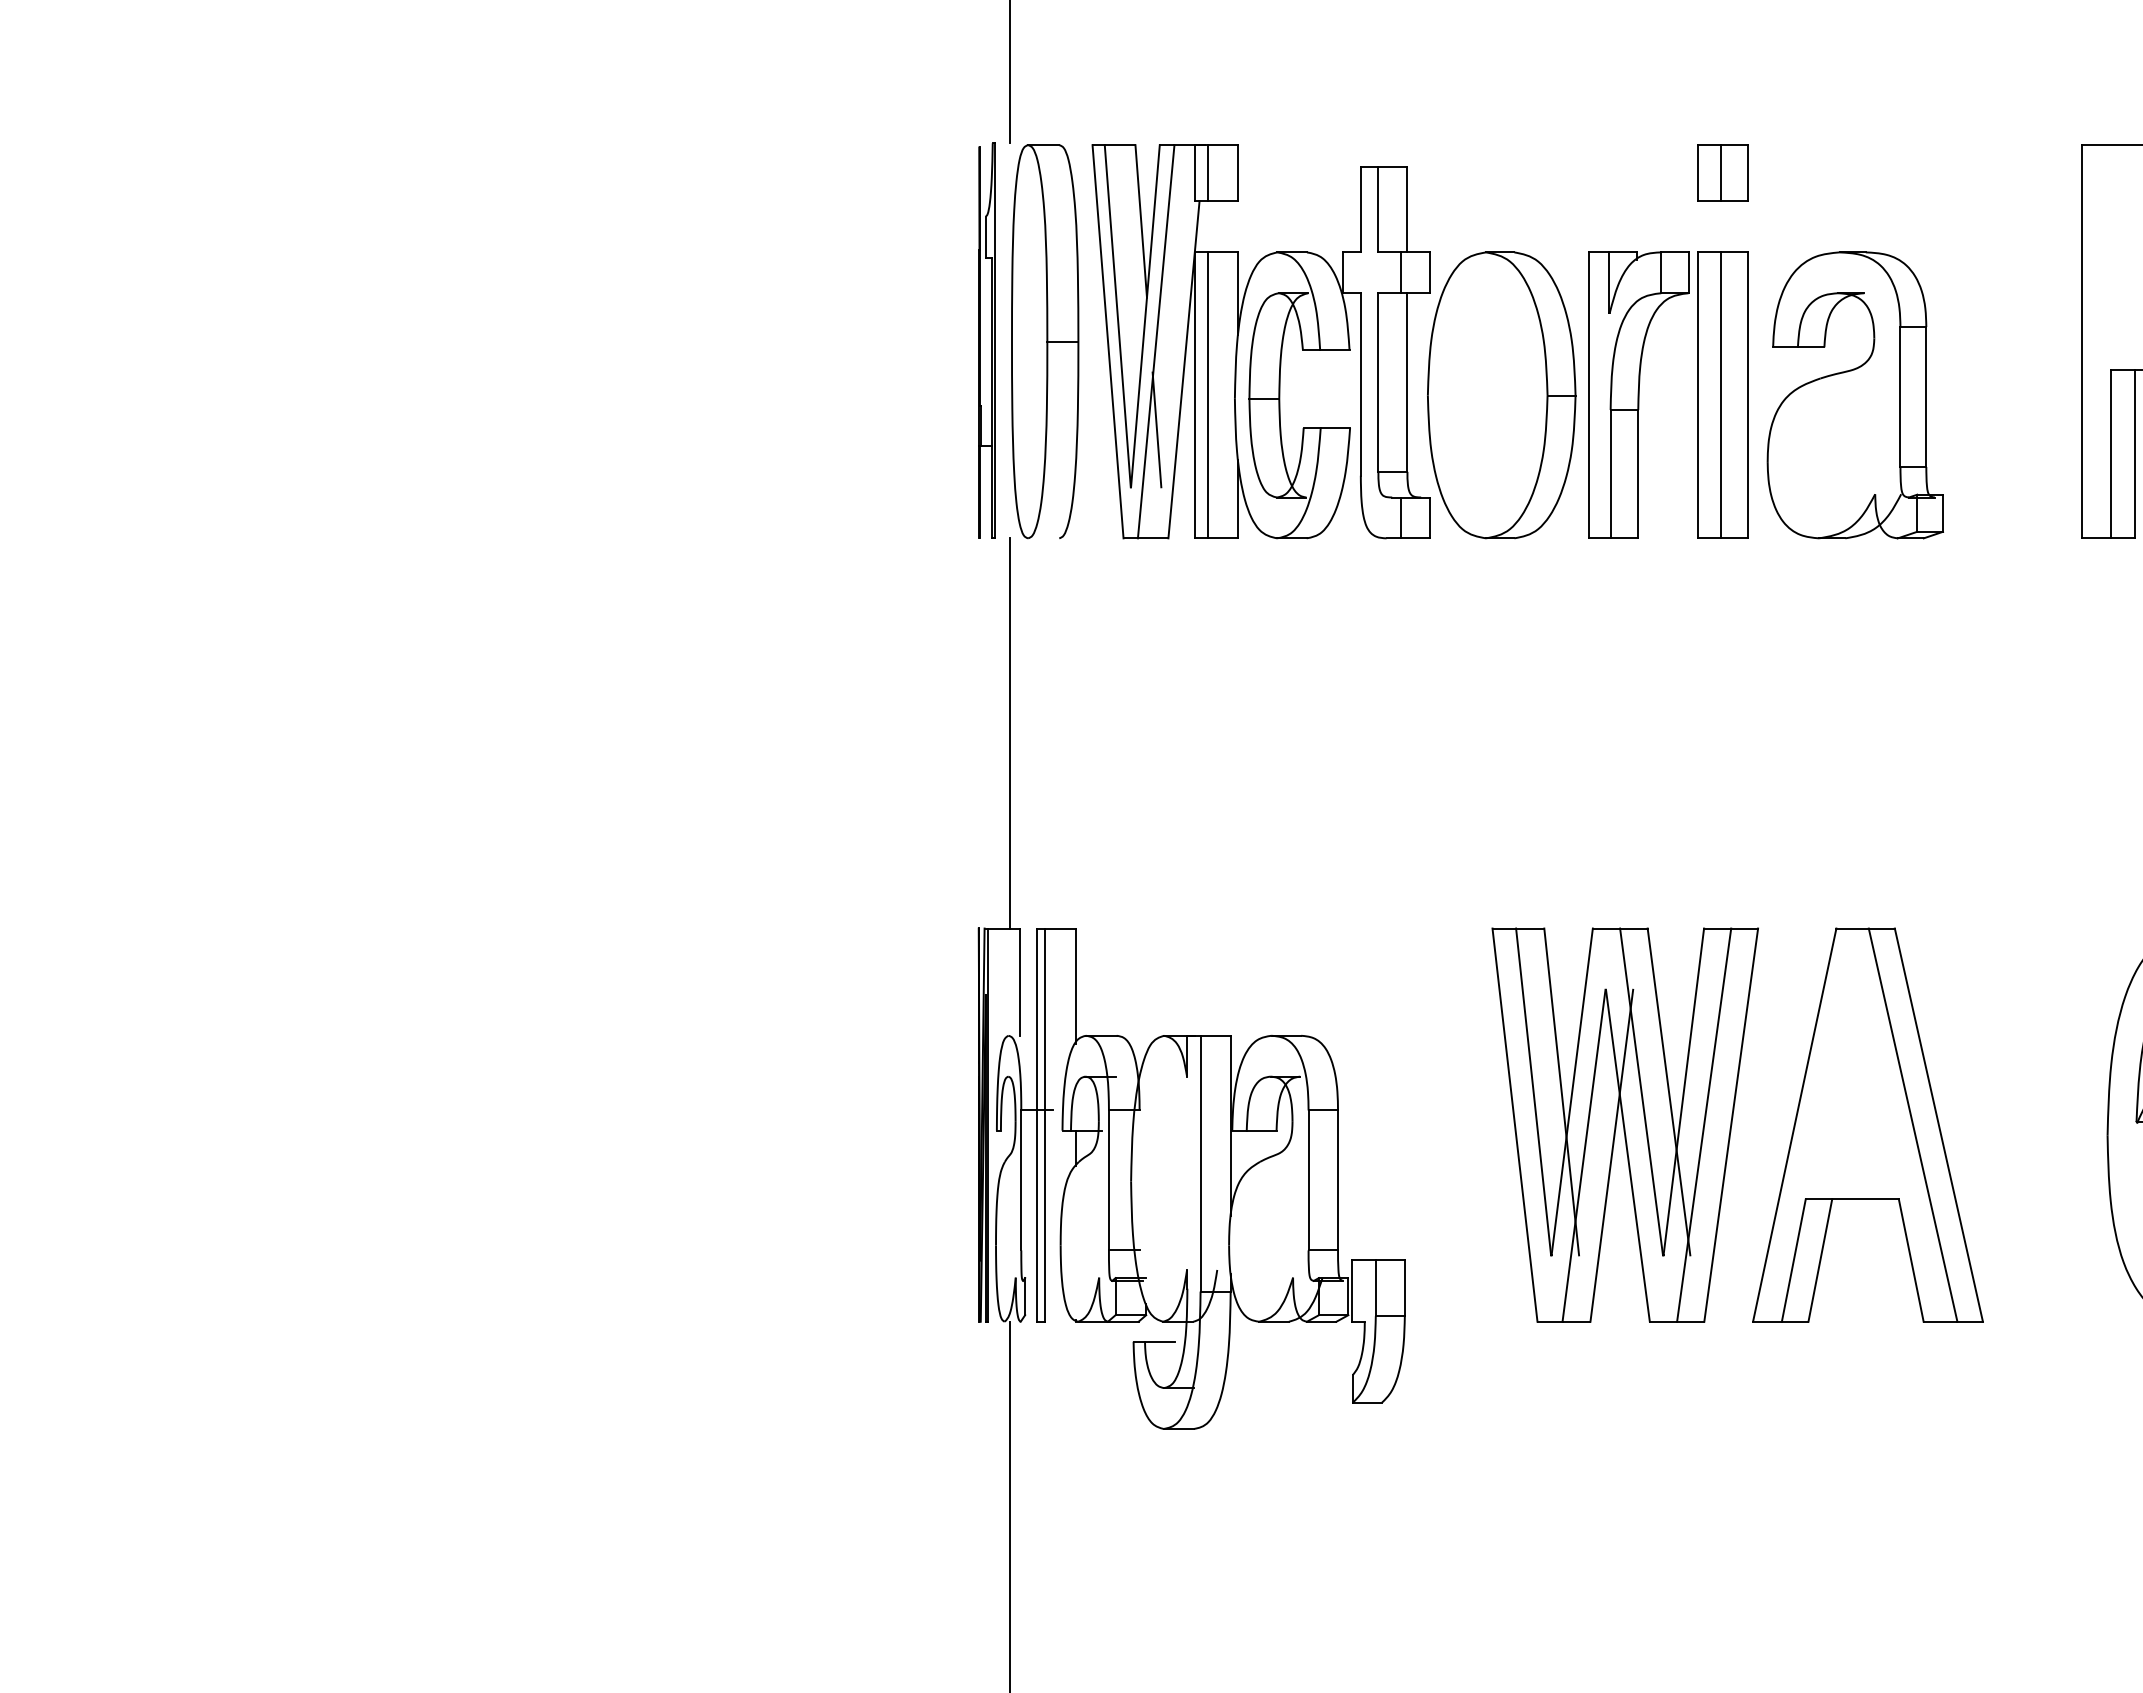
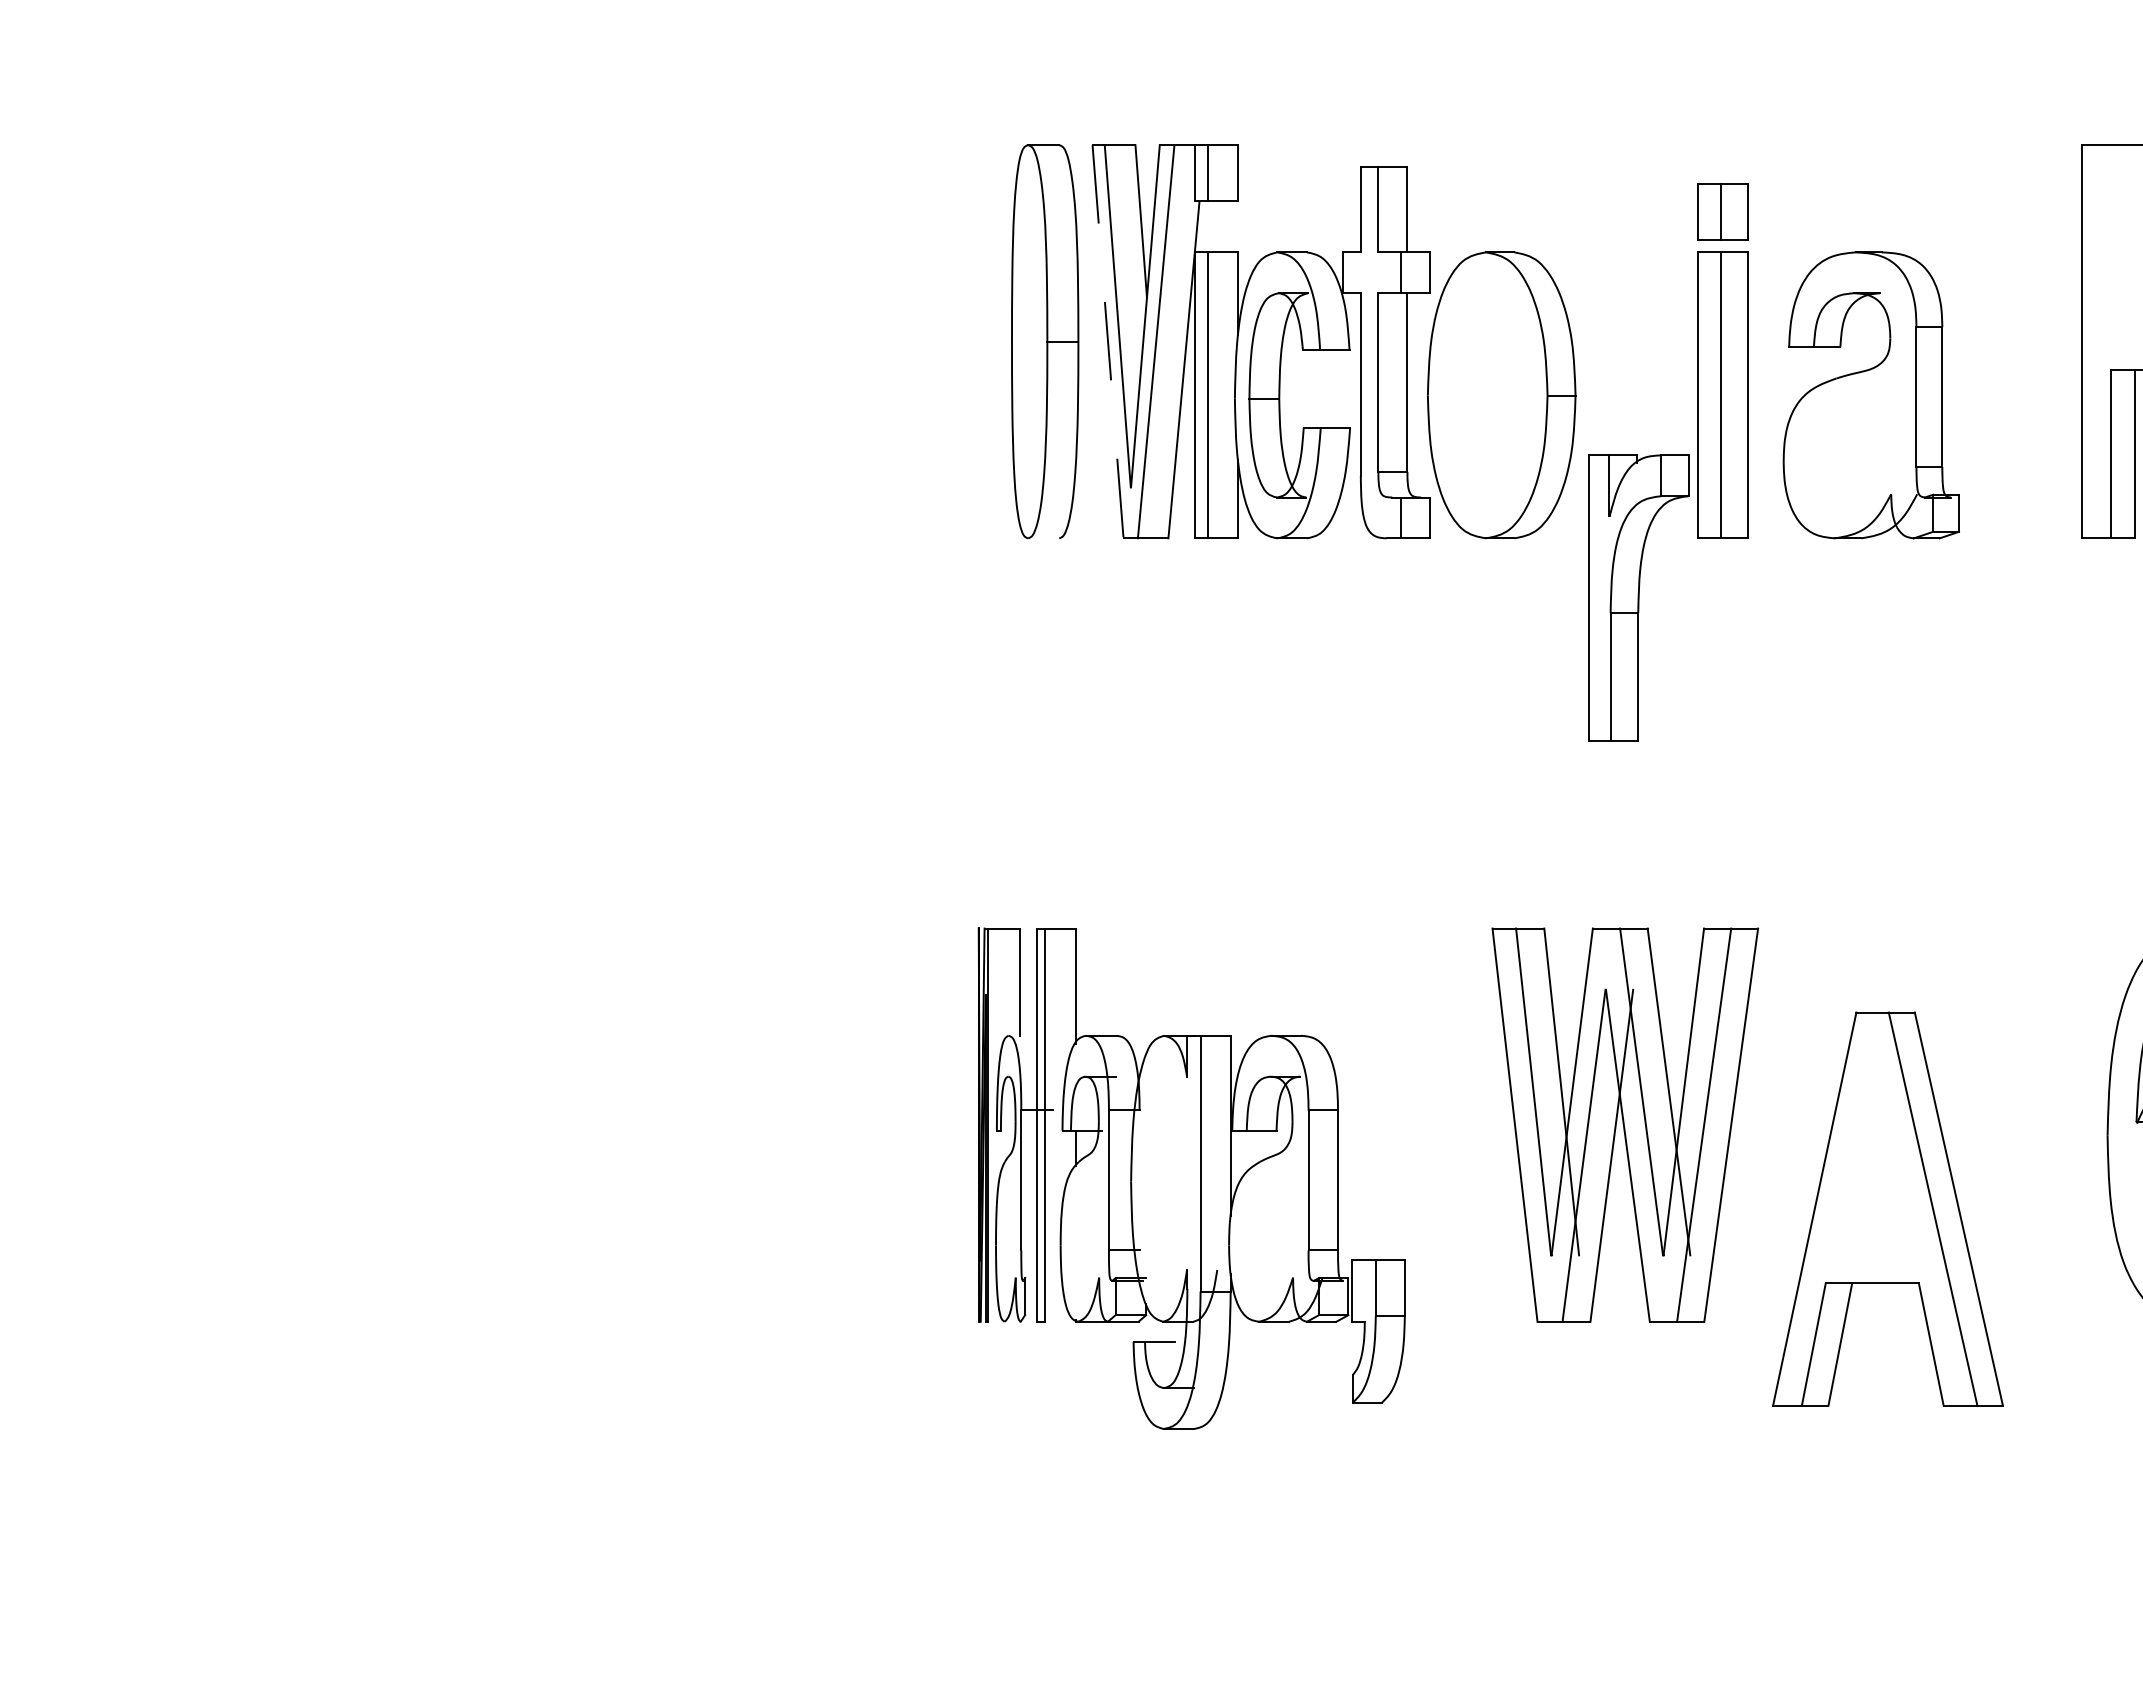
line: present -> none (1010, 72)
part position: (1722, 172) -> (1722, 211) (1722, 211)
part: present -> none (986, 340)
line: solid -> dashed (1108, 342)
part position: (1638, 394) -> (1638, 597) (1638, 597)
part position: (1854, 395) -> (1870, 395) (1870, 395)
line: present -> none (1156, 429)
line: present -> none (1010, 733)
part position: (1867, 1124) -> (1887, 1208) (1887, 1208)
line: present -> none (1010, 1505)
